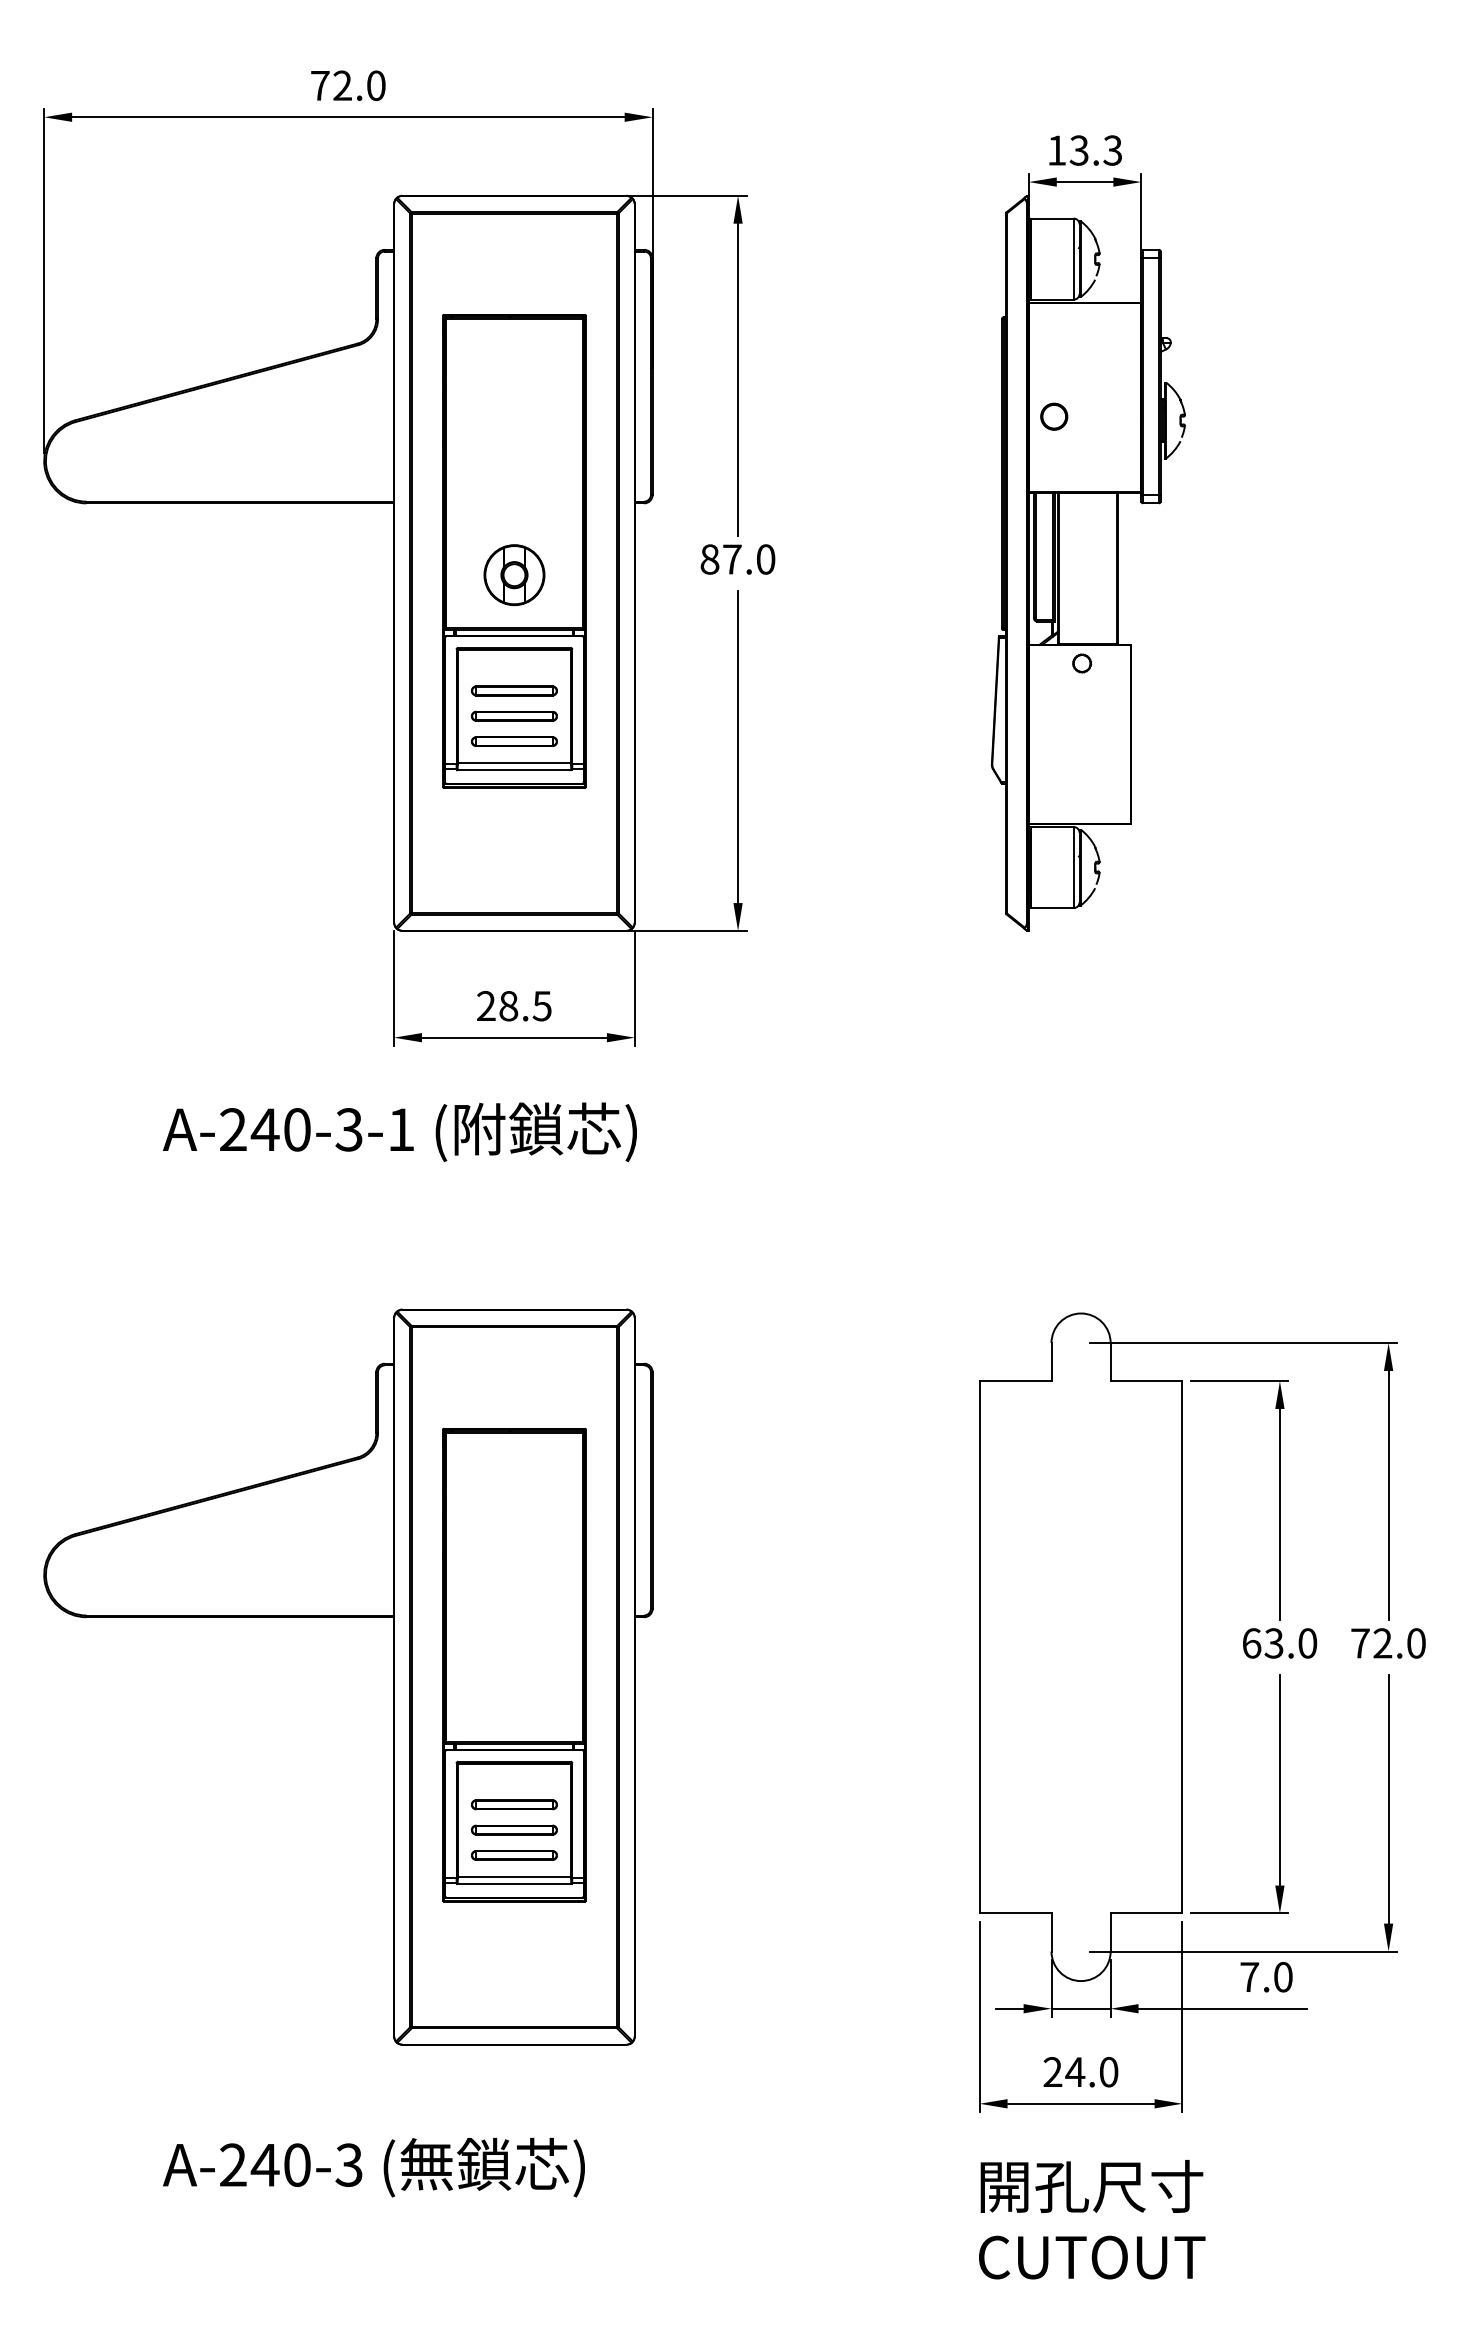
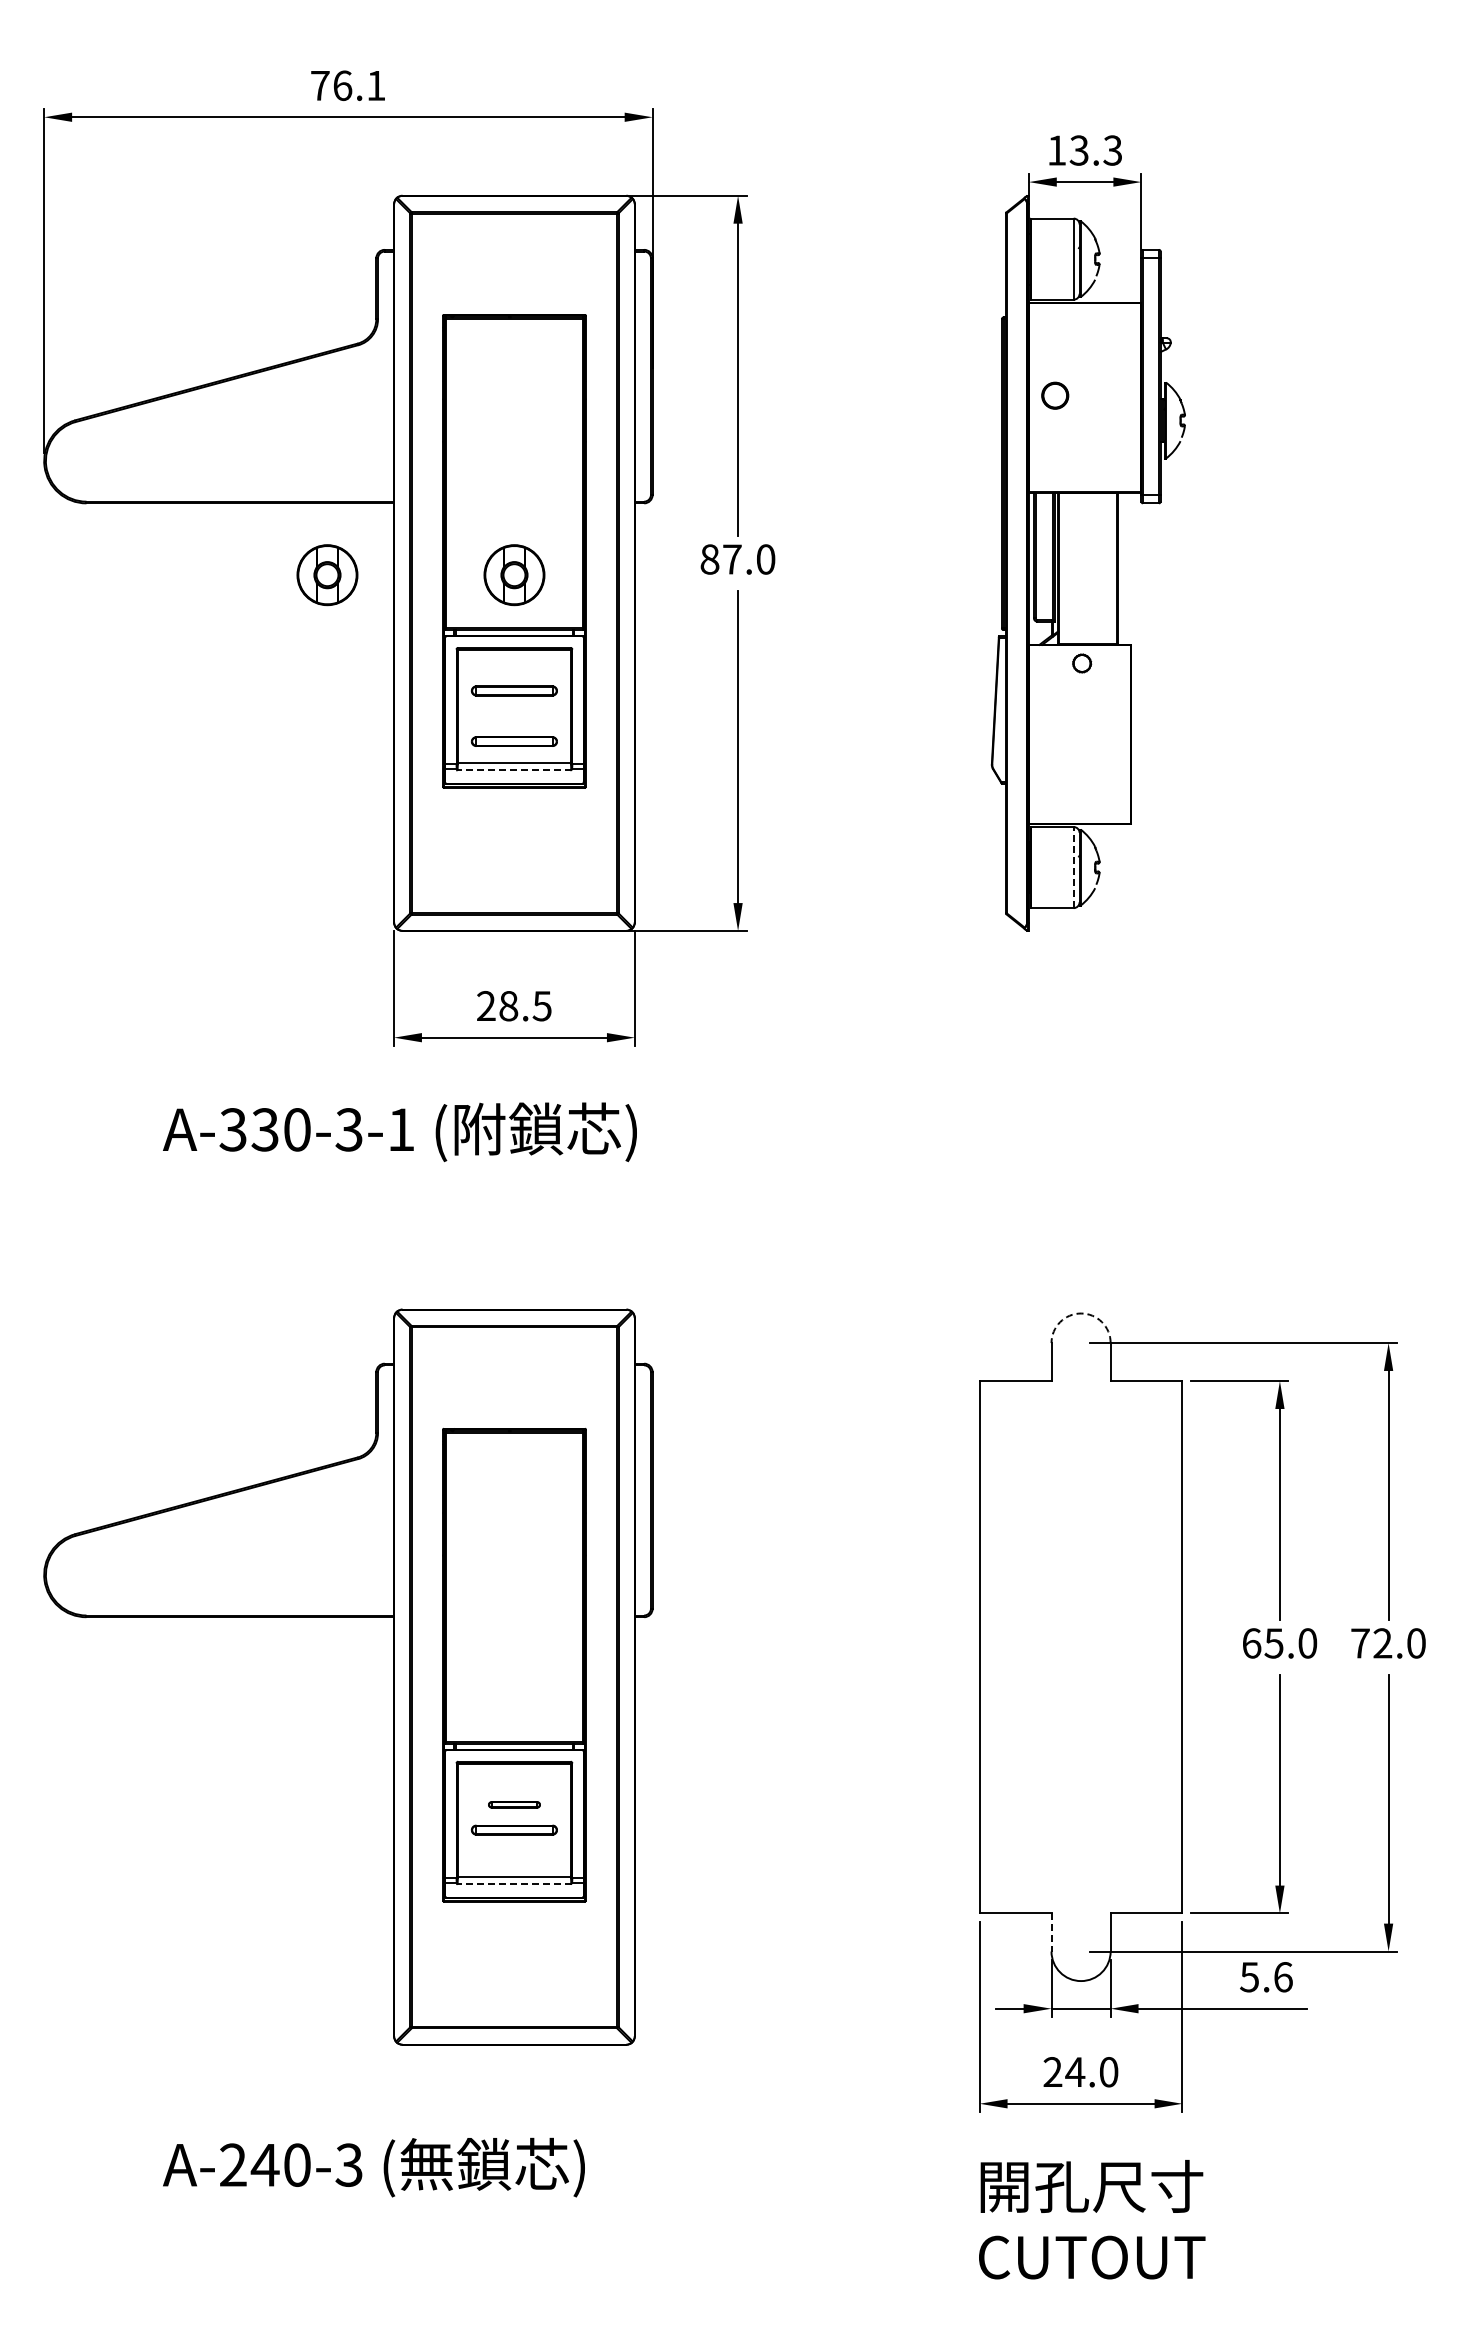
text: 72.0 -> 76.1 (359, 85)
circle position: (1054, 416) -> (1055, 395) (1055, 395)
part: none -> present (327, 575)
part: present -> none (513, 715)
line: solid -> dashed (513, 770)
line: solid -> dashed (1073, 867)
text: A-240-3-1 -> A-330-3-1 (249, 1129)
arc: solid -> dashed (1081, 1313)
text: 63.0 -> 65.0 (1273, 1643)
part size: 87x12 px -> 53x8 px (514, 1804)
part: present -> none (513, 1855)
line: solid -> dashed (513, 1884)
line: solid -> dashed (1051, 1932)
text: 7.0 -> 5.6 (1266, 1977)
